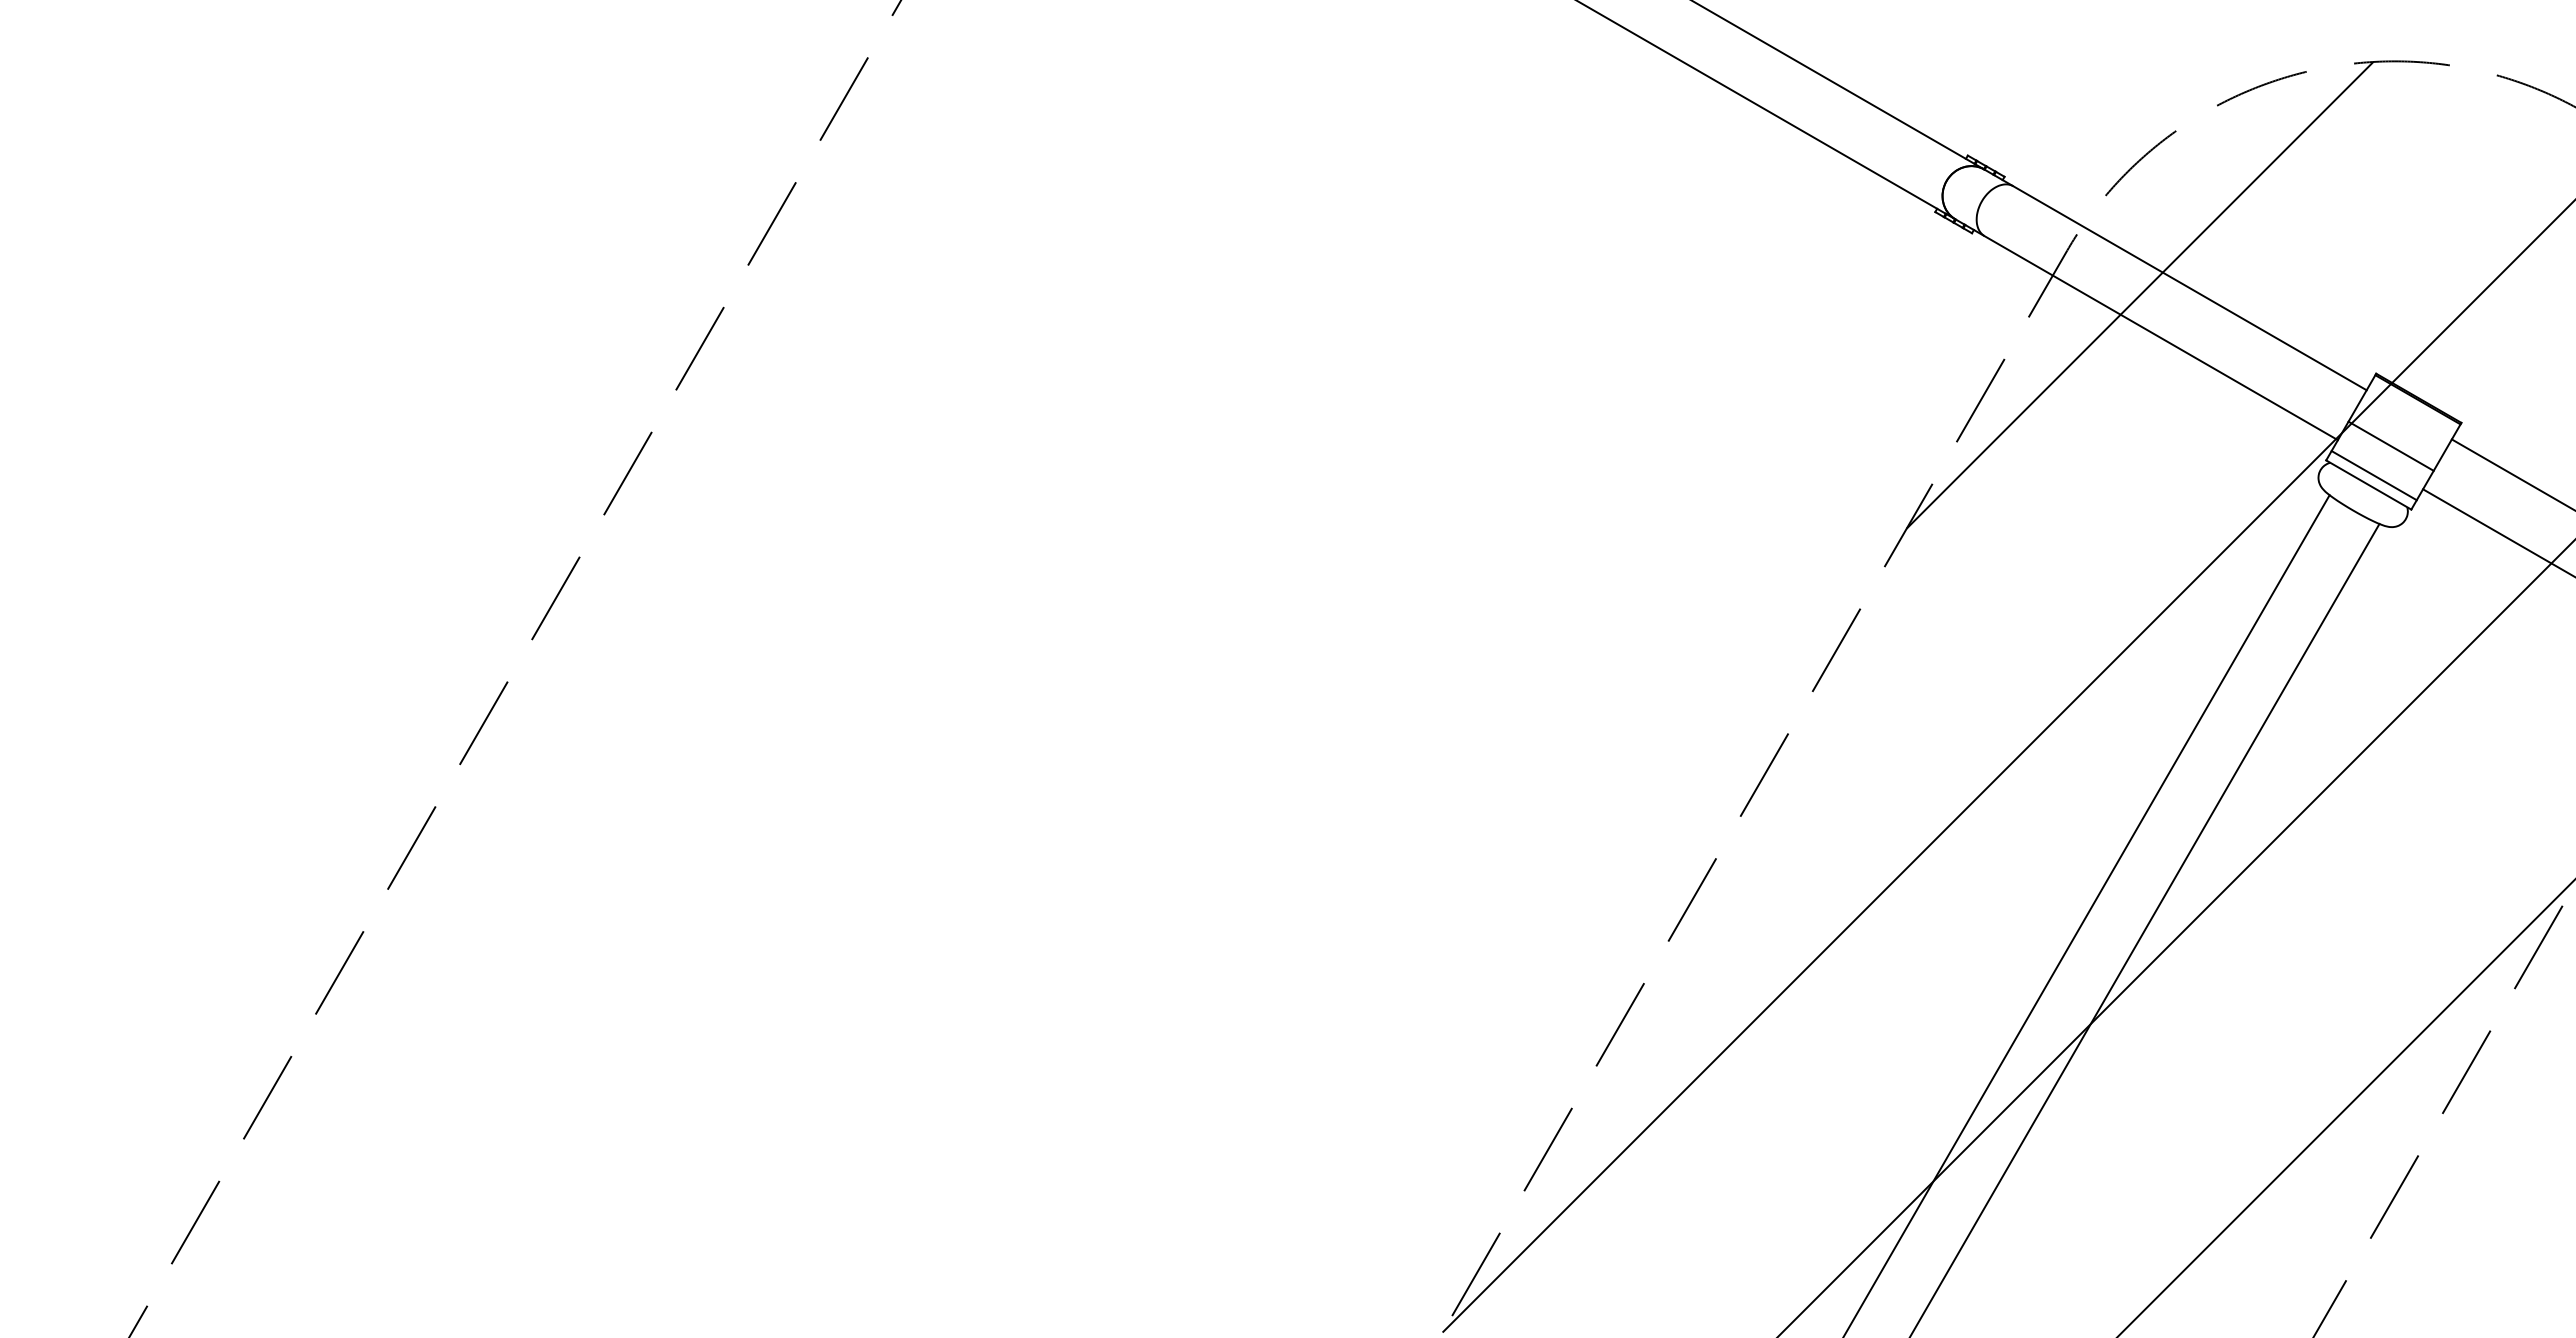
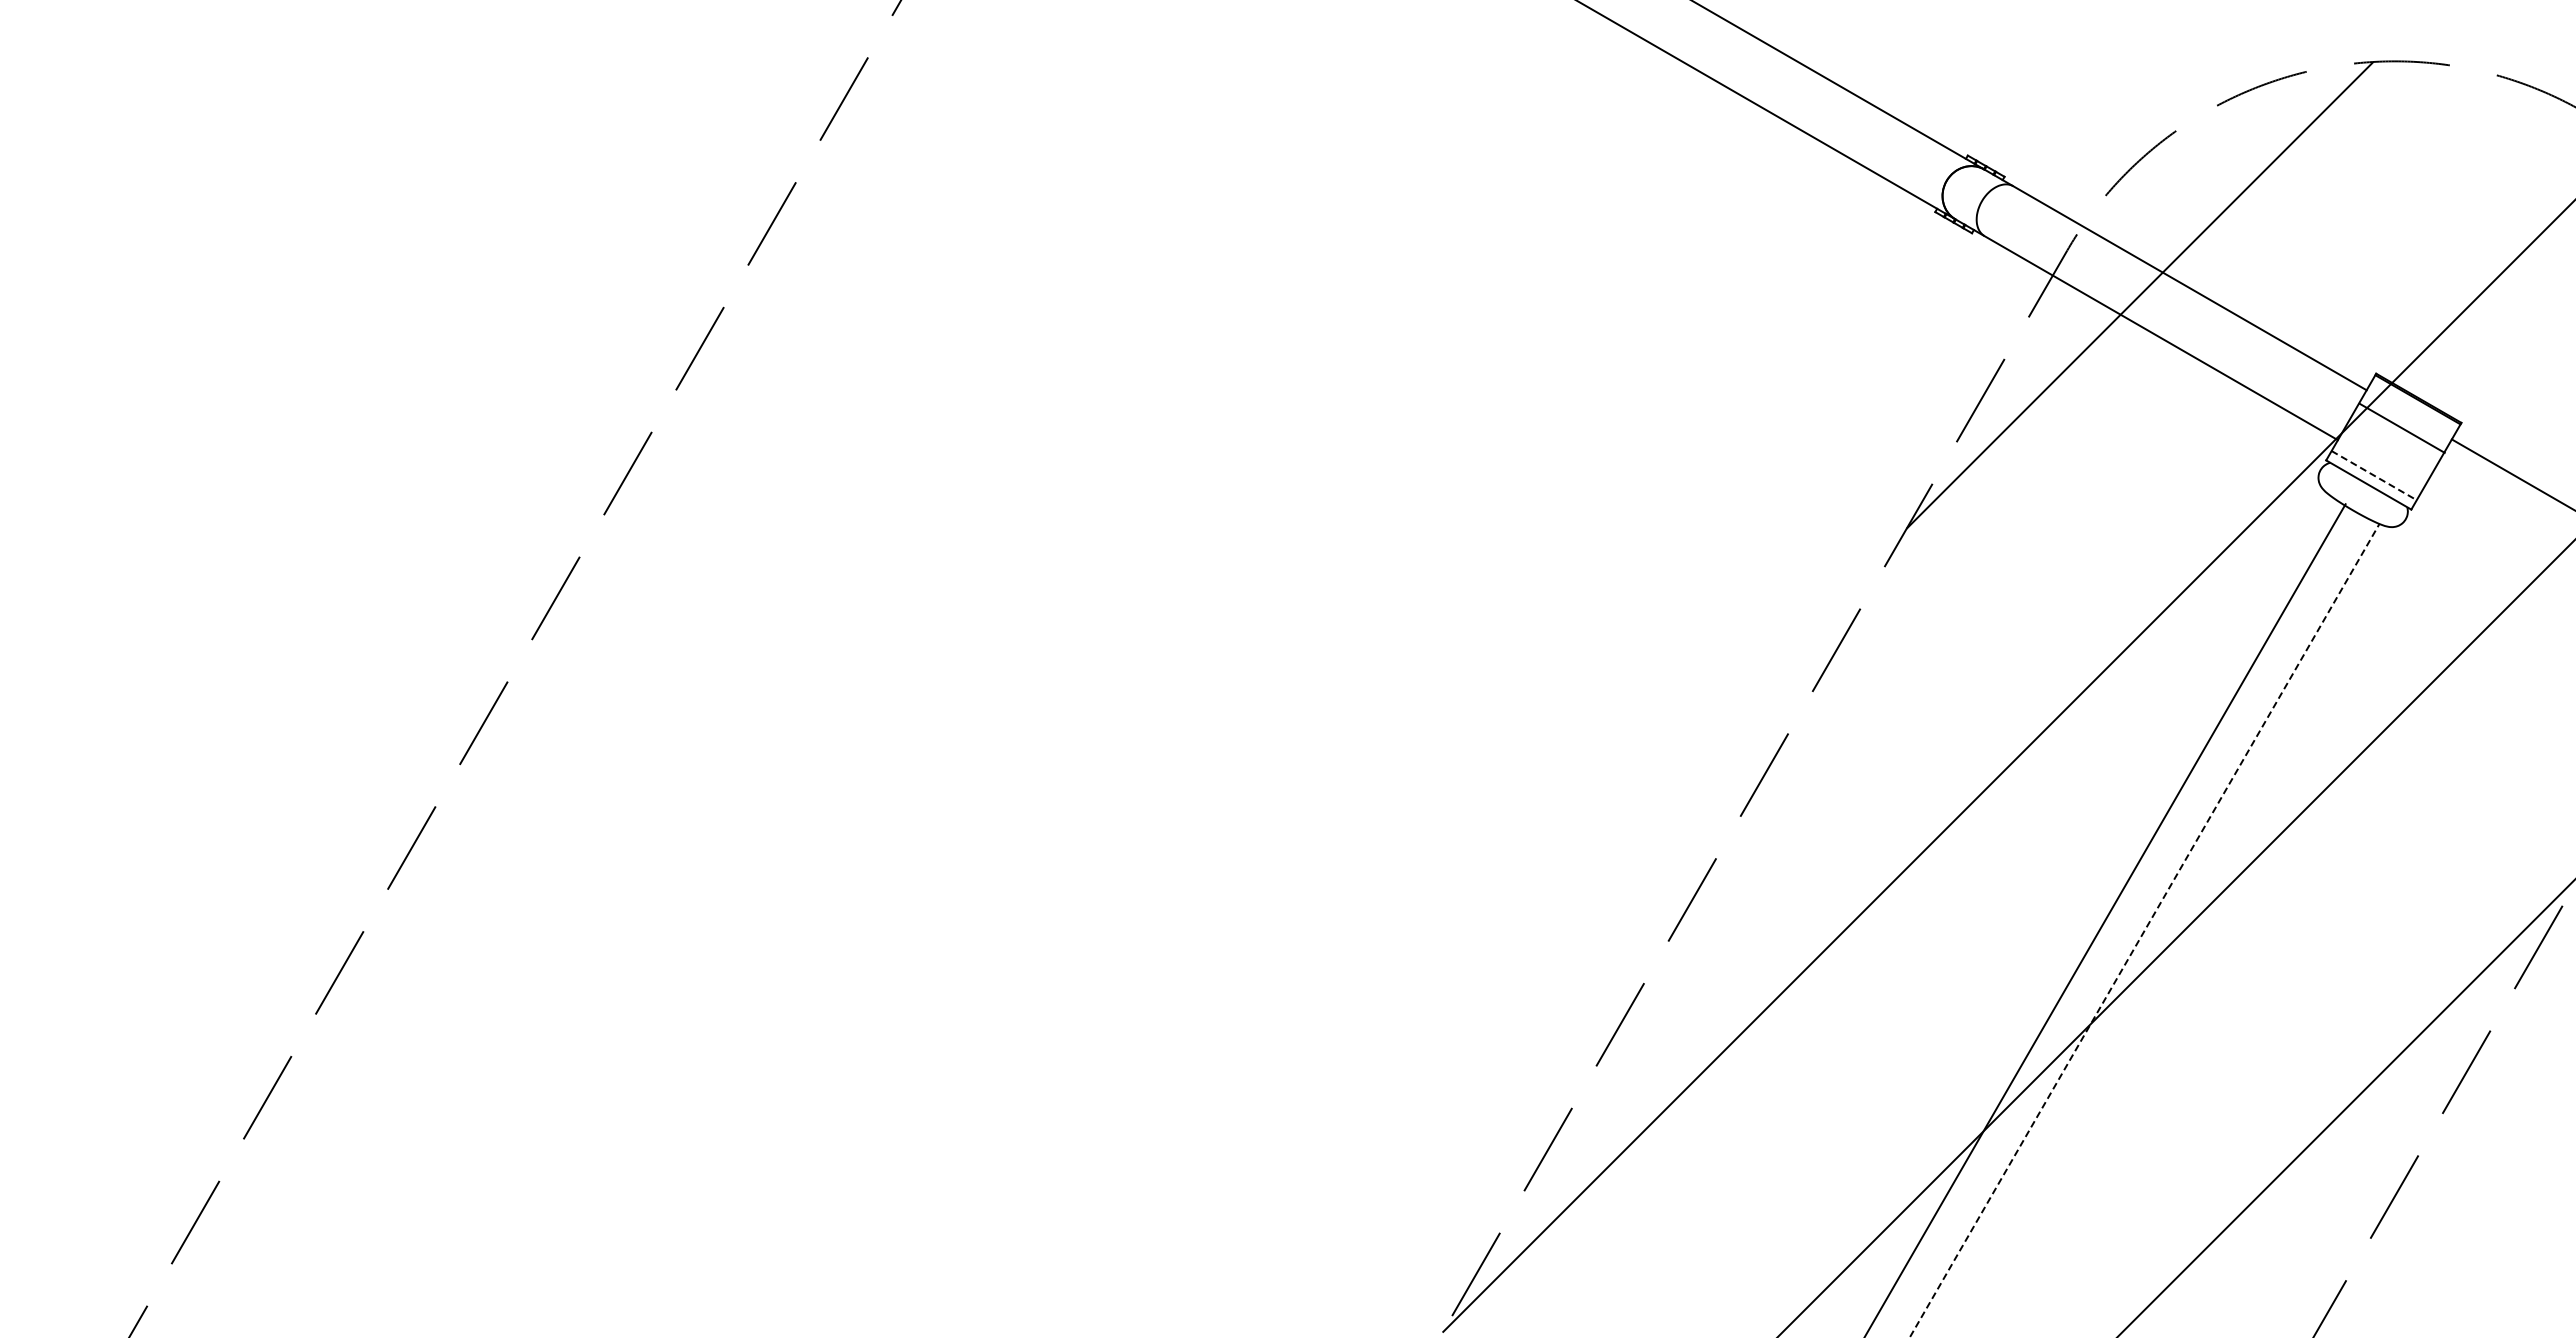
line position: (2390, 445) -> (2401, 427) (2401, 427)
line: solid -> dashed (2374, 475)
line: present -> none (2497, 532)
line position: (2086, 914) -> (2105, 919) (2105, 919)
line: solid -> dashed (2144, 930)
